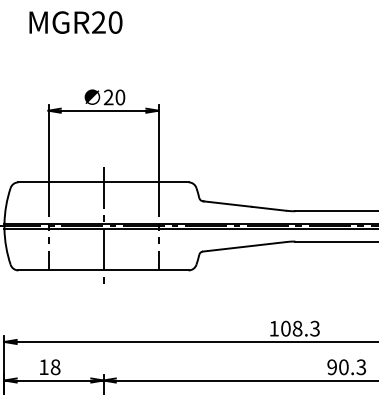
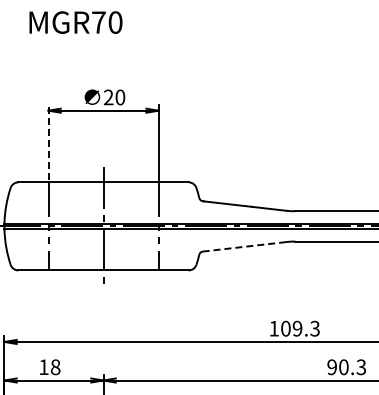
text: MGR20 -> MGR70 (98, 22)
line: solid -> dashed (48, 141)
line: solid -> dashed (244, 246)
text: 108.3 -> 109.3 (297, 328)
